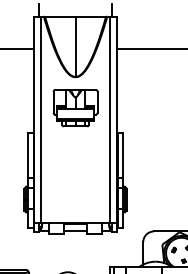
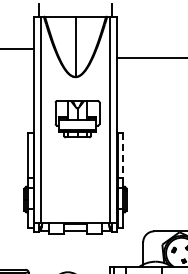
line position: (150, 48) -> (150, 57) (150, 57)
part position: (75, 108) -> (77, 119) (77, 119)
line: solid -> dashed (123, 155)
